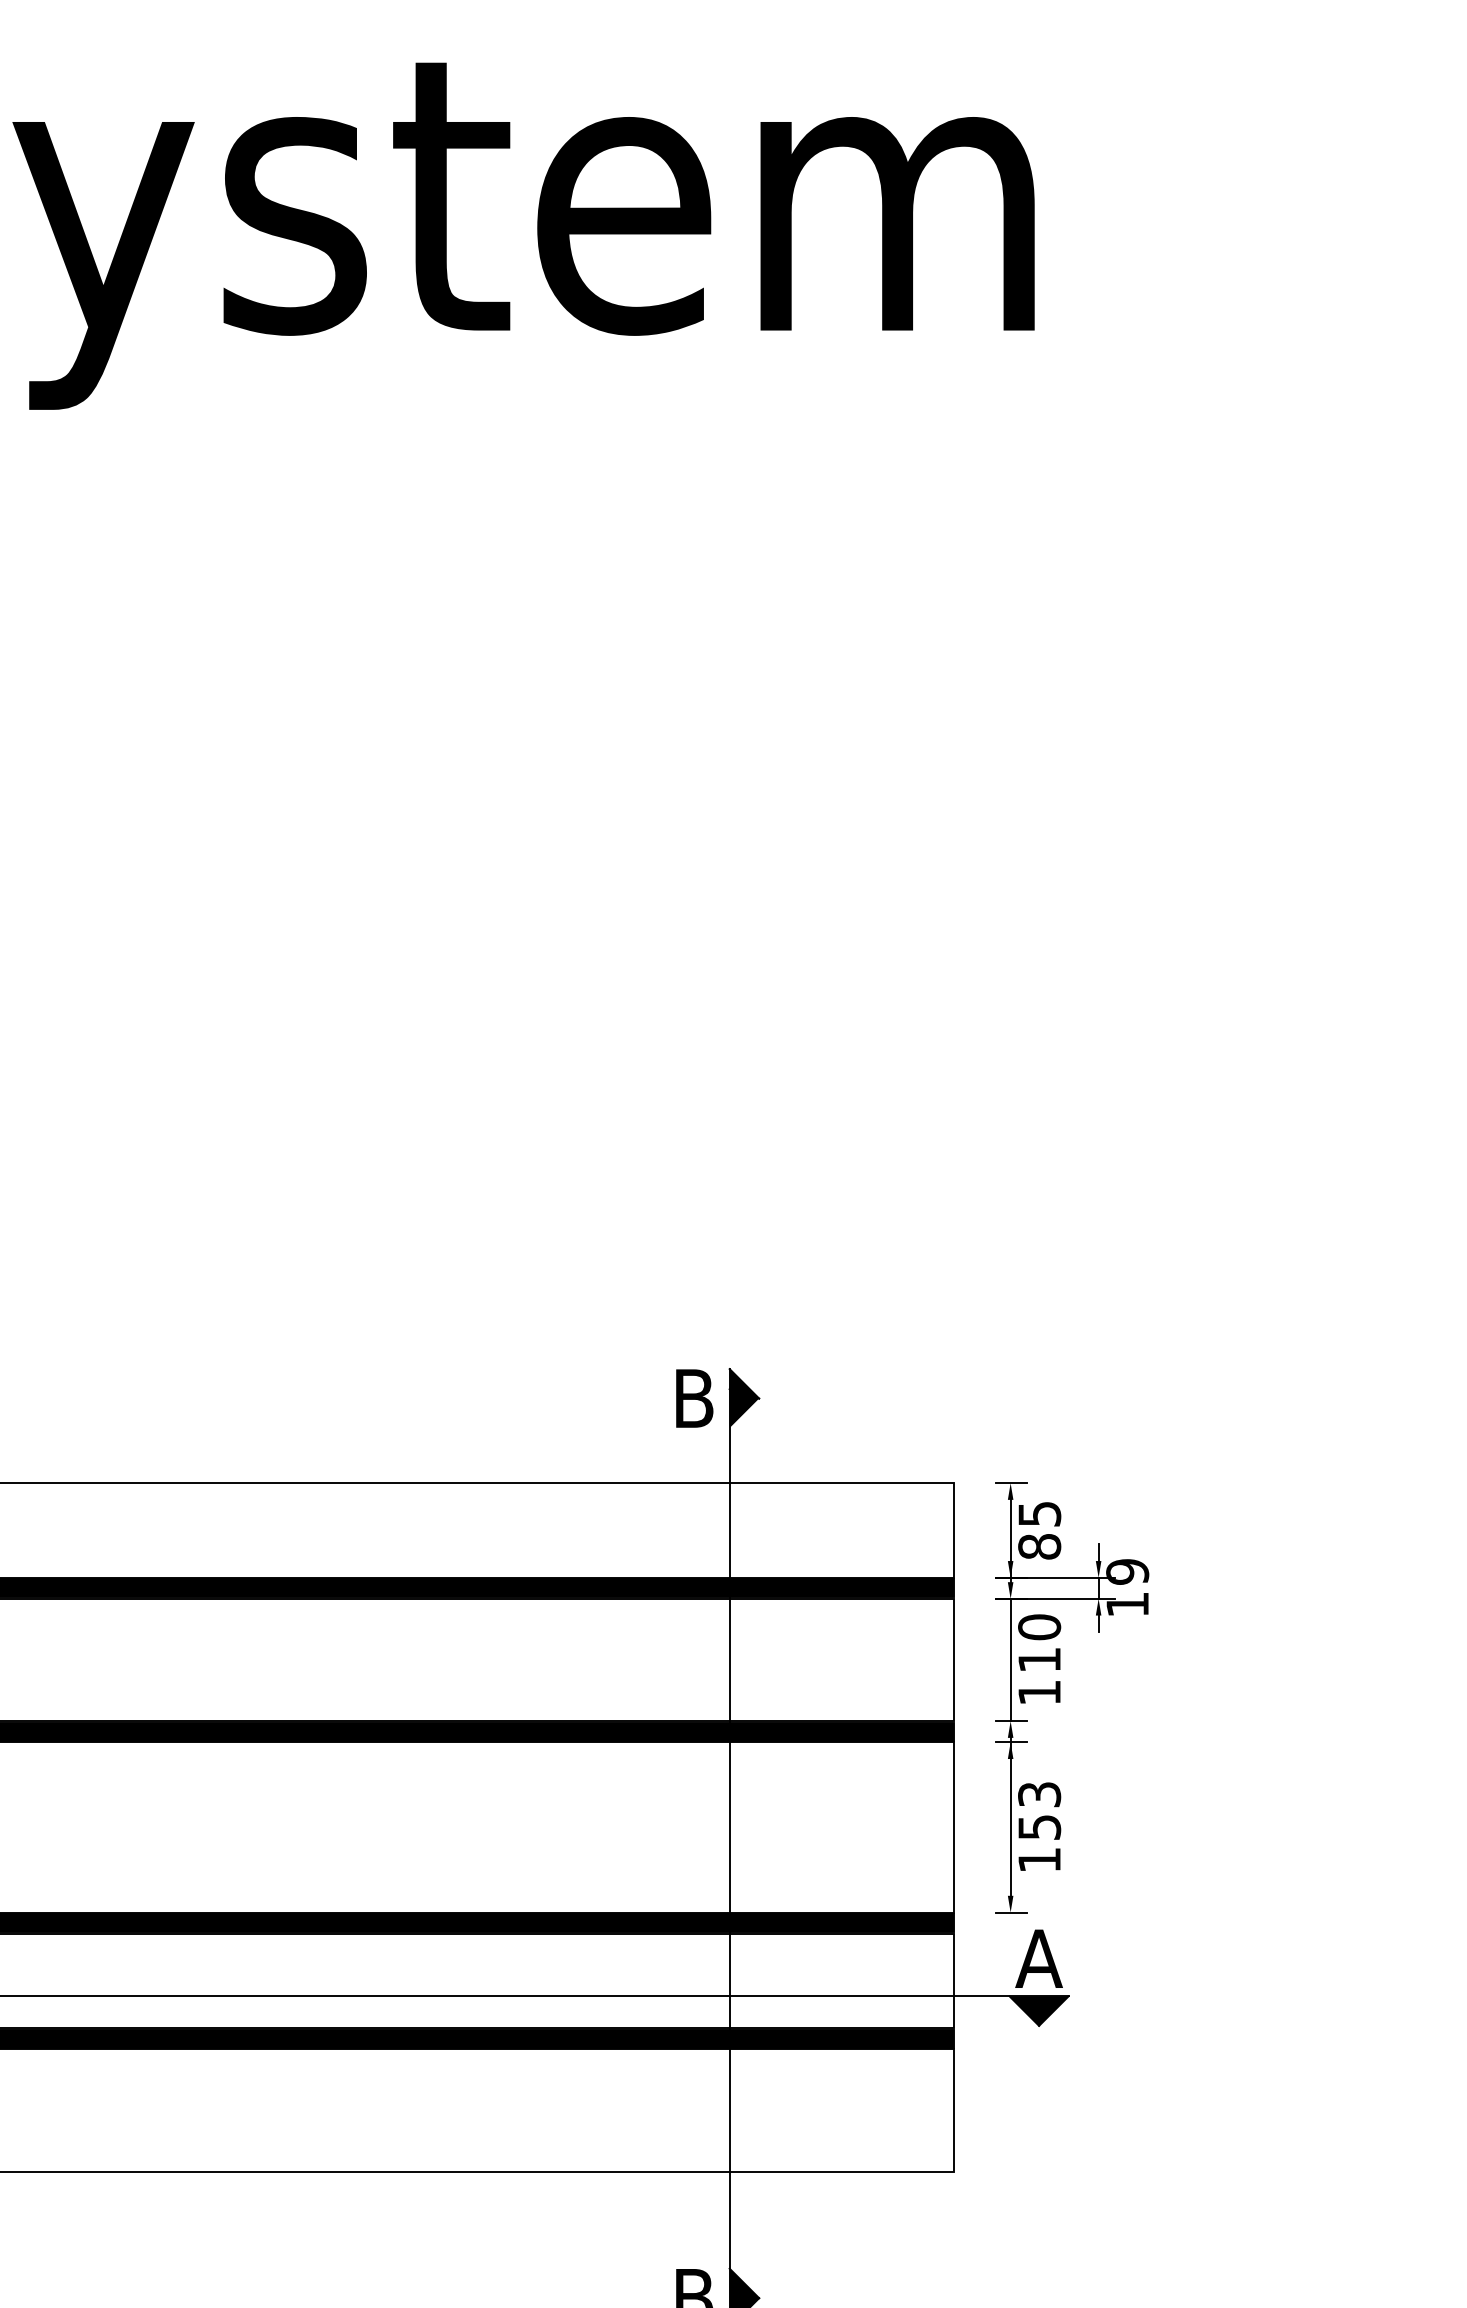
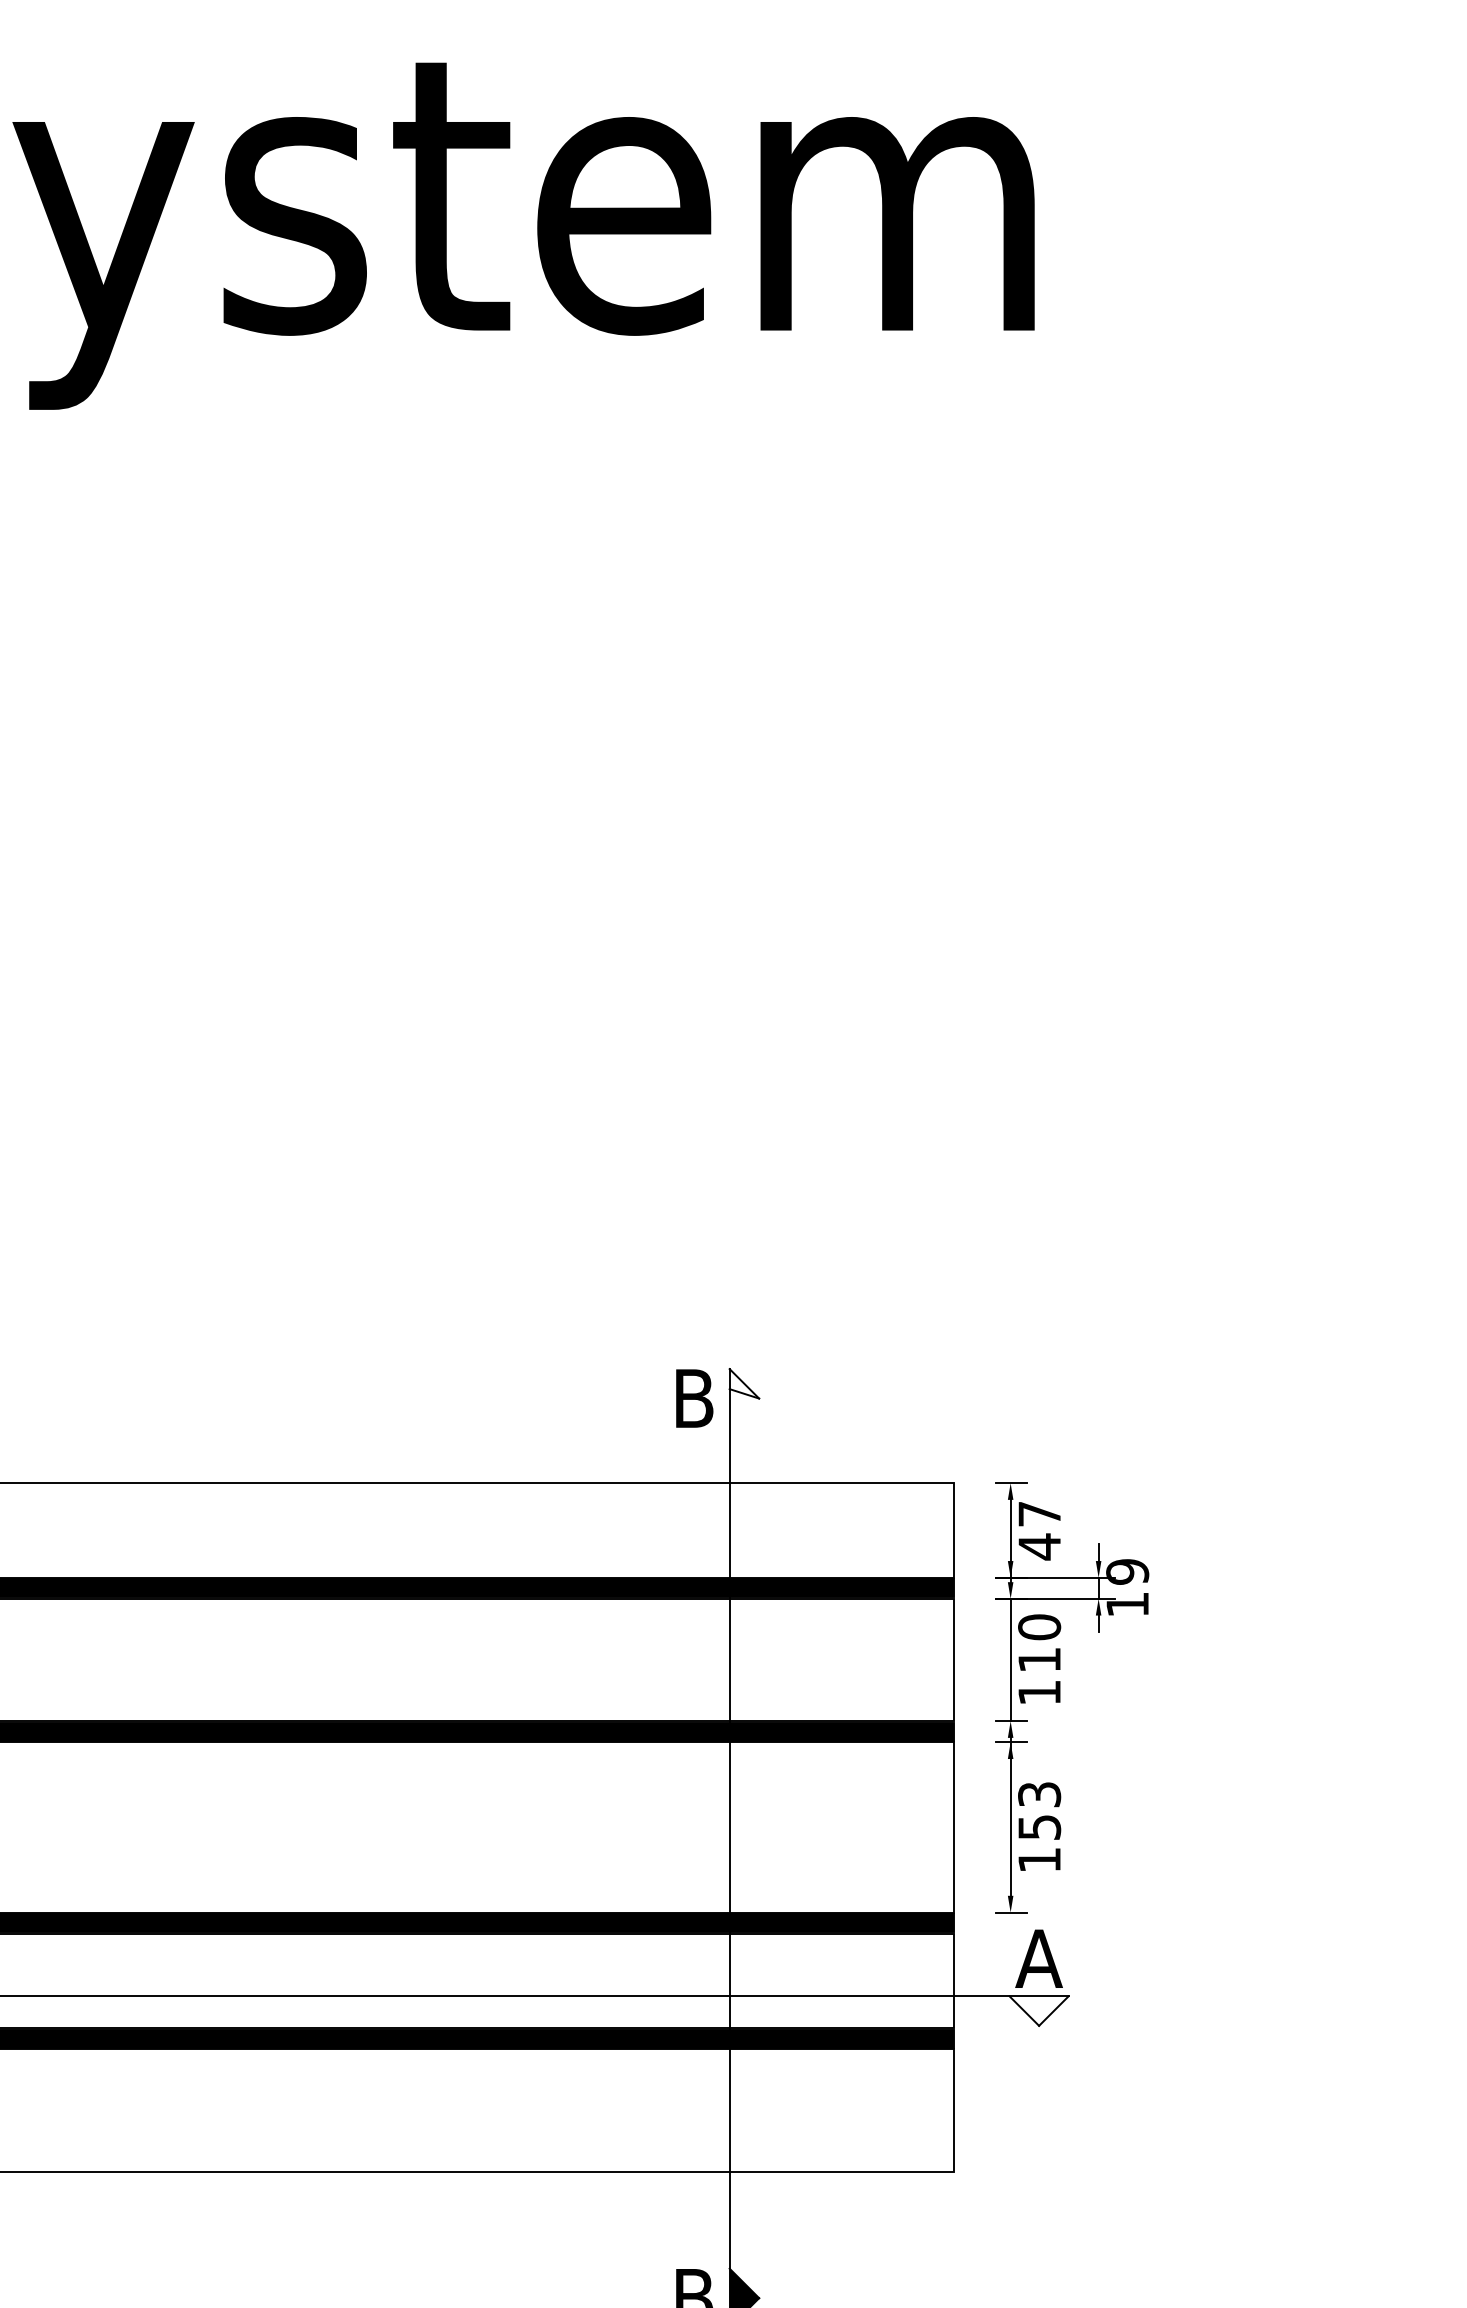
fill: present -> none (744, 1398)
text: 85 -> 47 (1039, 1531)
fill: present -> none (1038, 2010)
